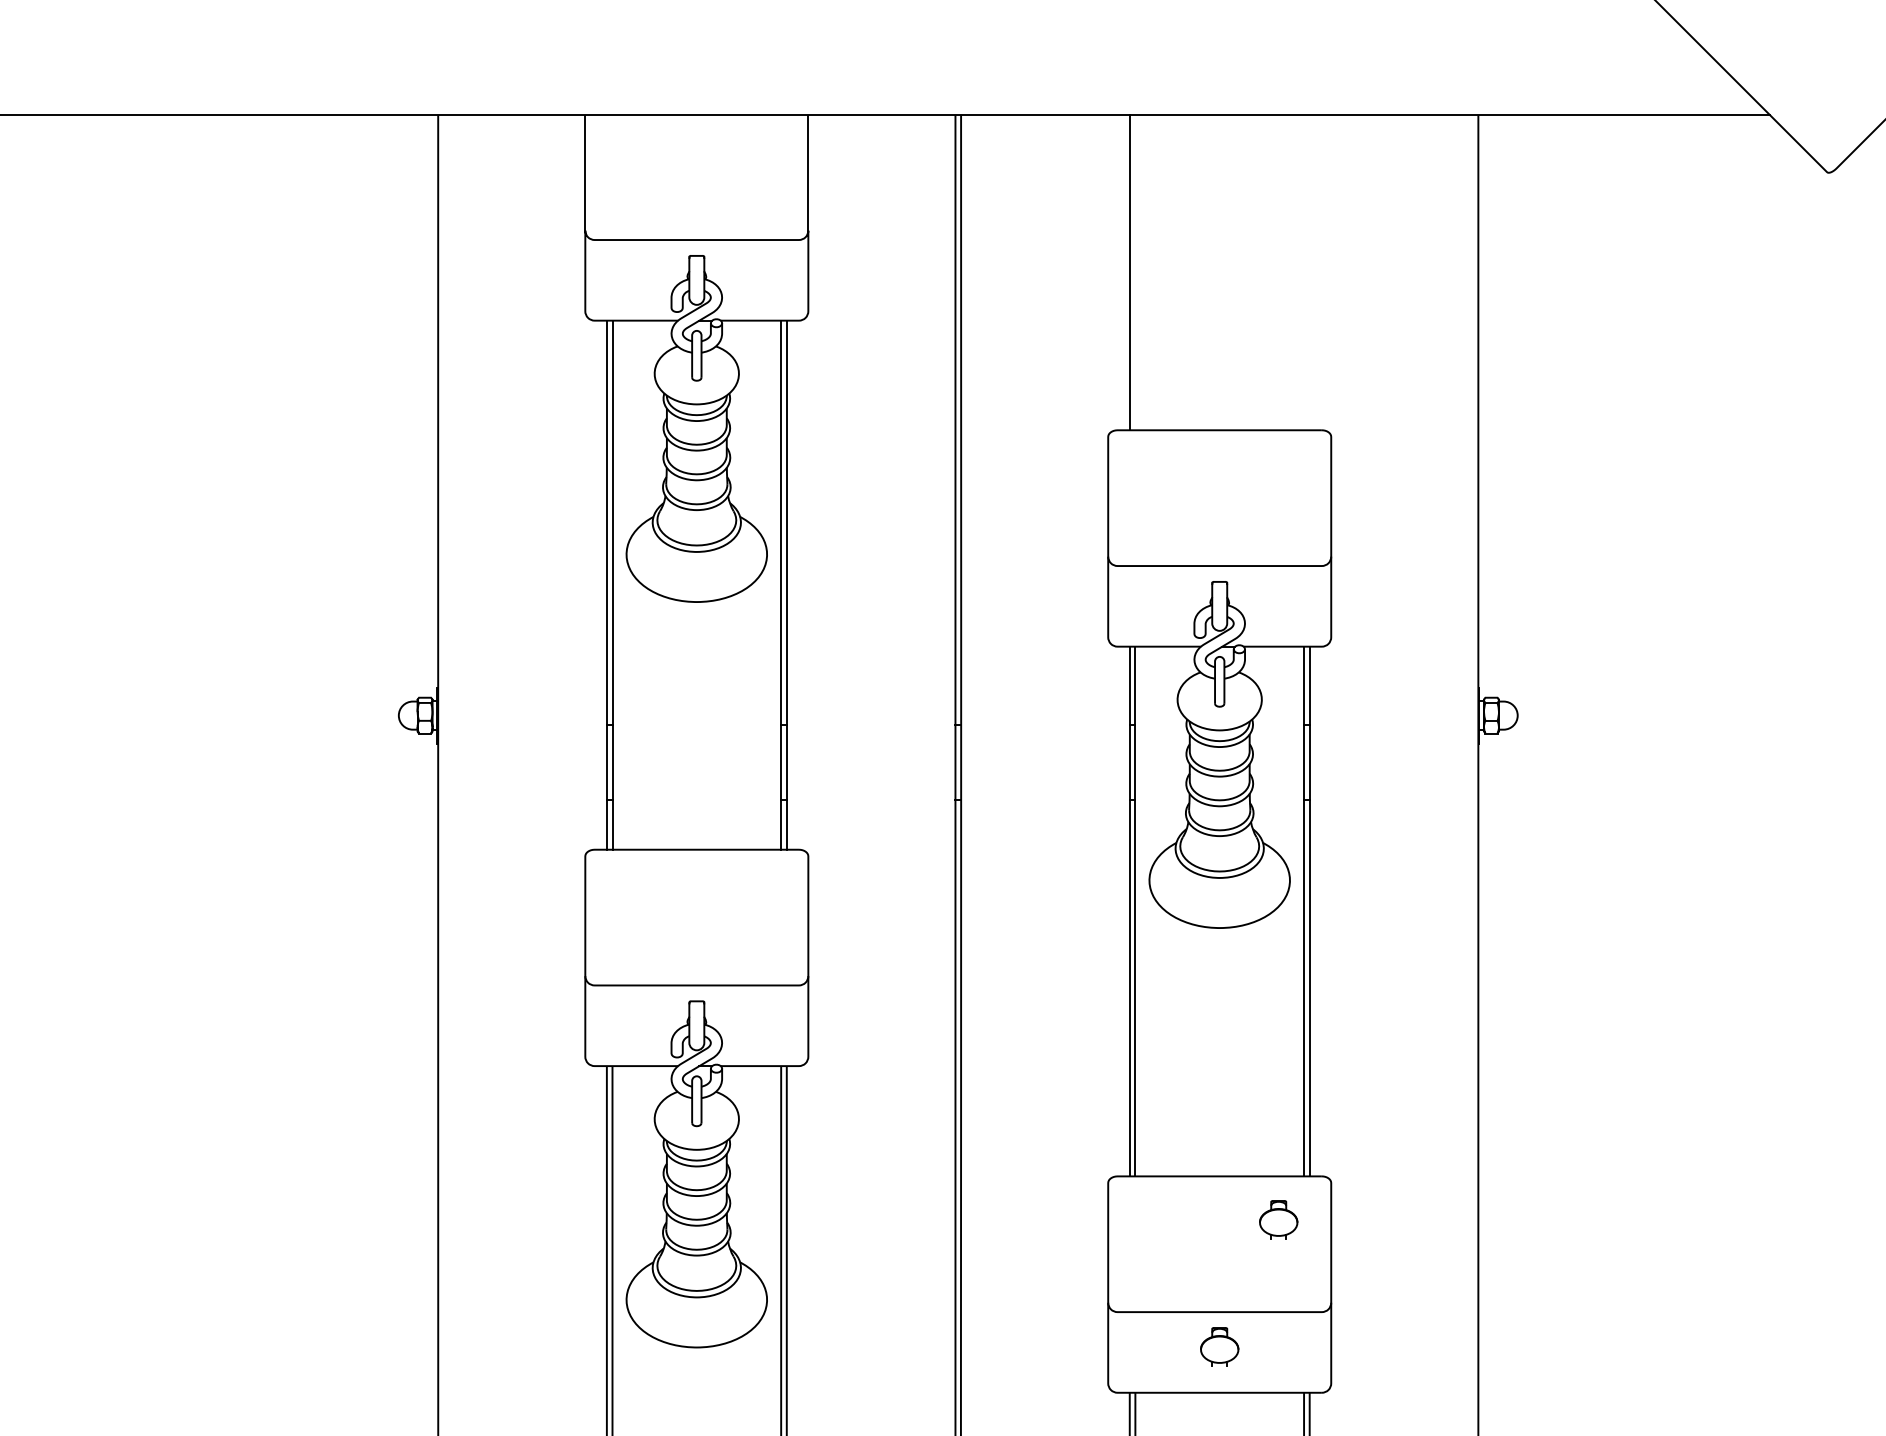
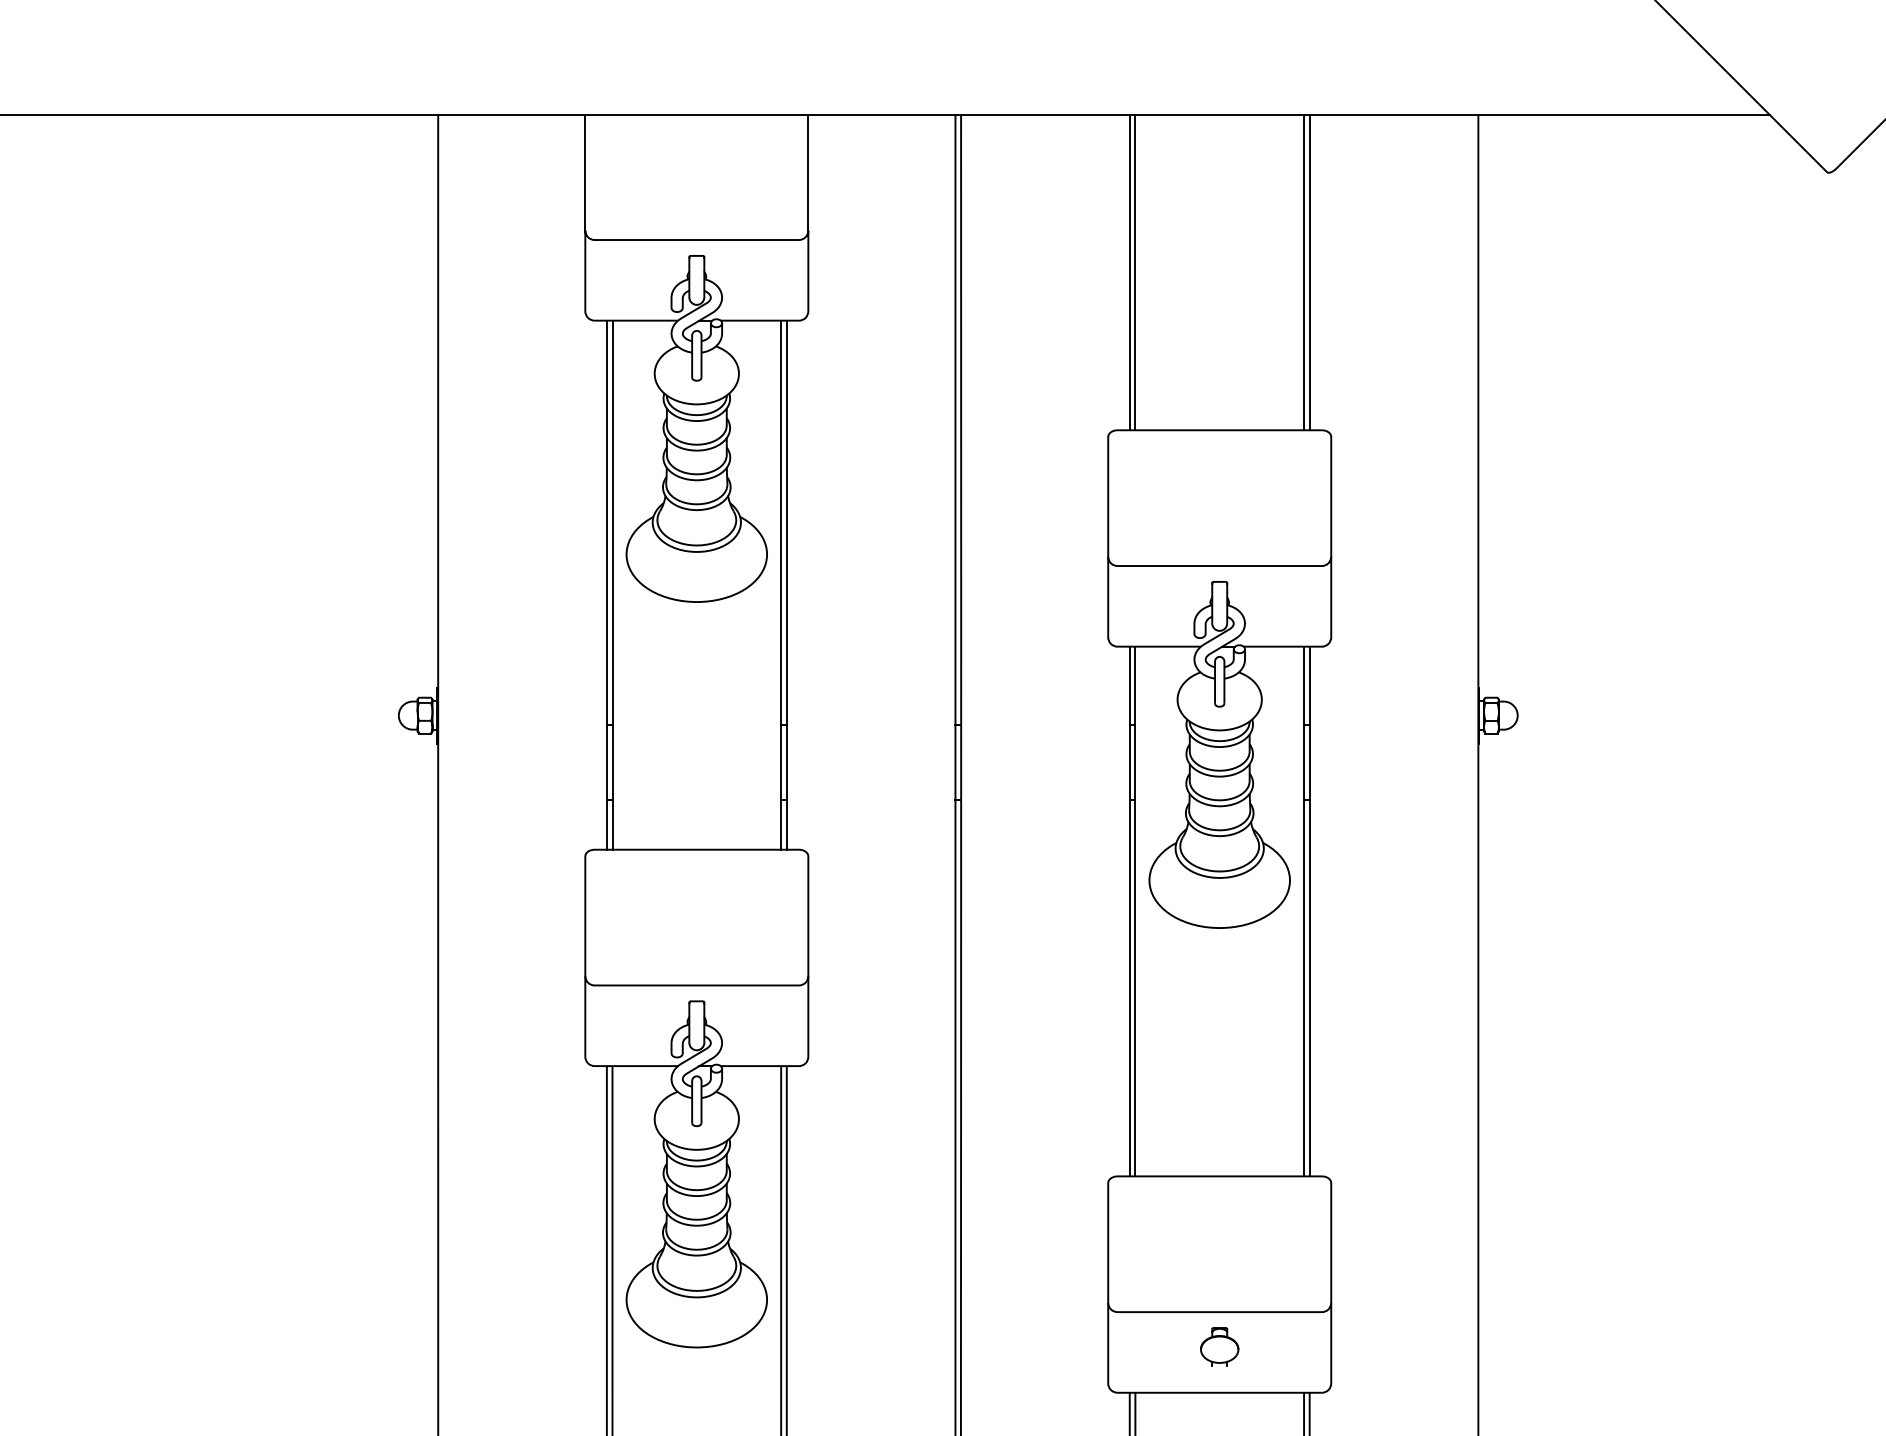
line: none -> present (1135, 272)
line: none -> present (1304, 272)
line: none -> present (1309, 272)
part: present -> none (1278, 1219)
